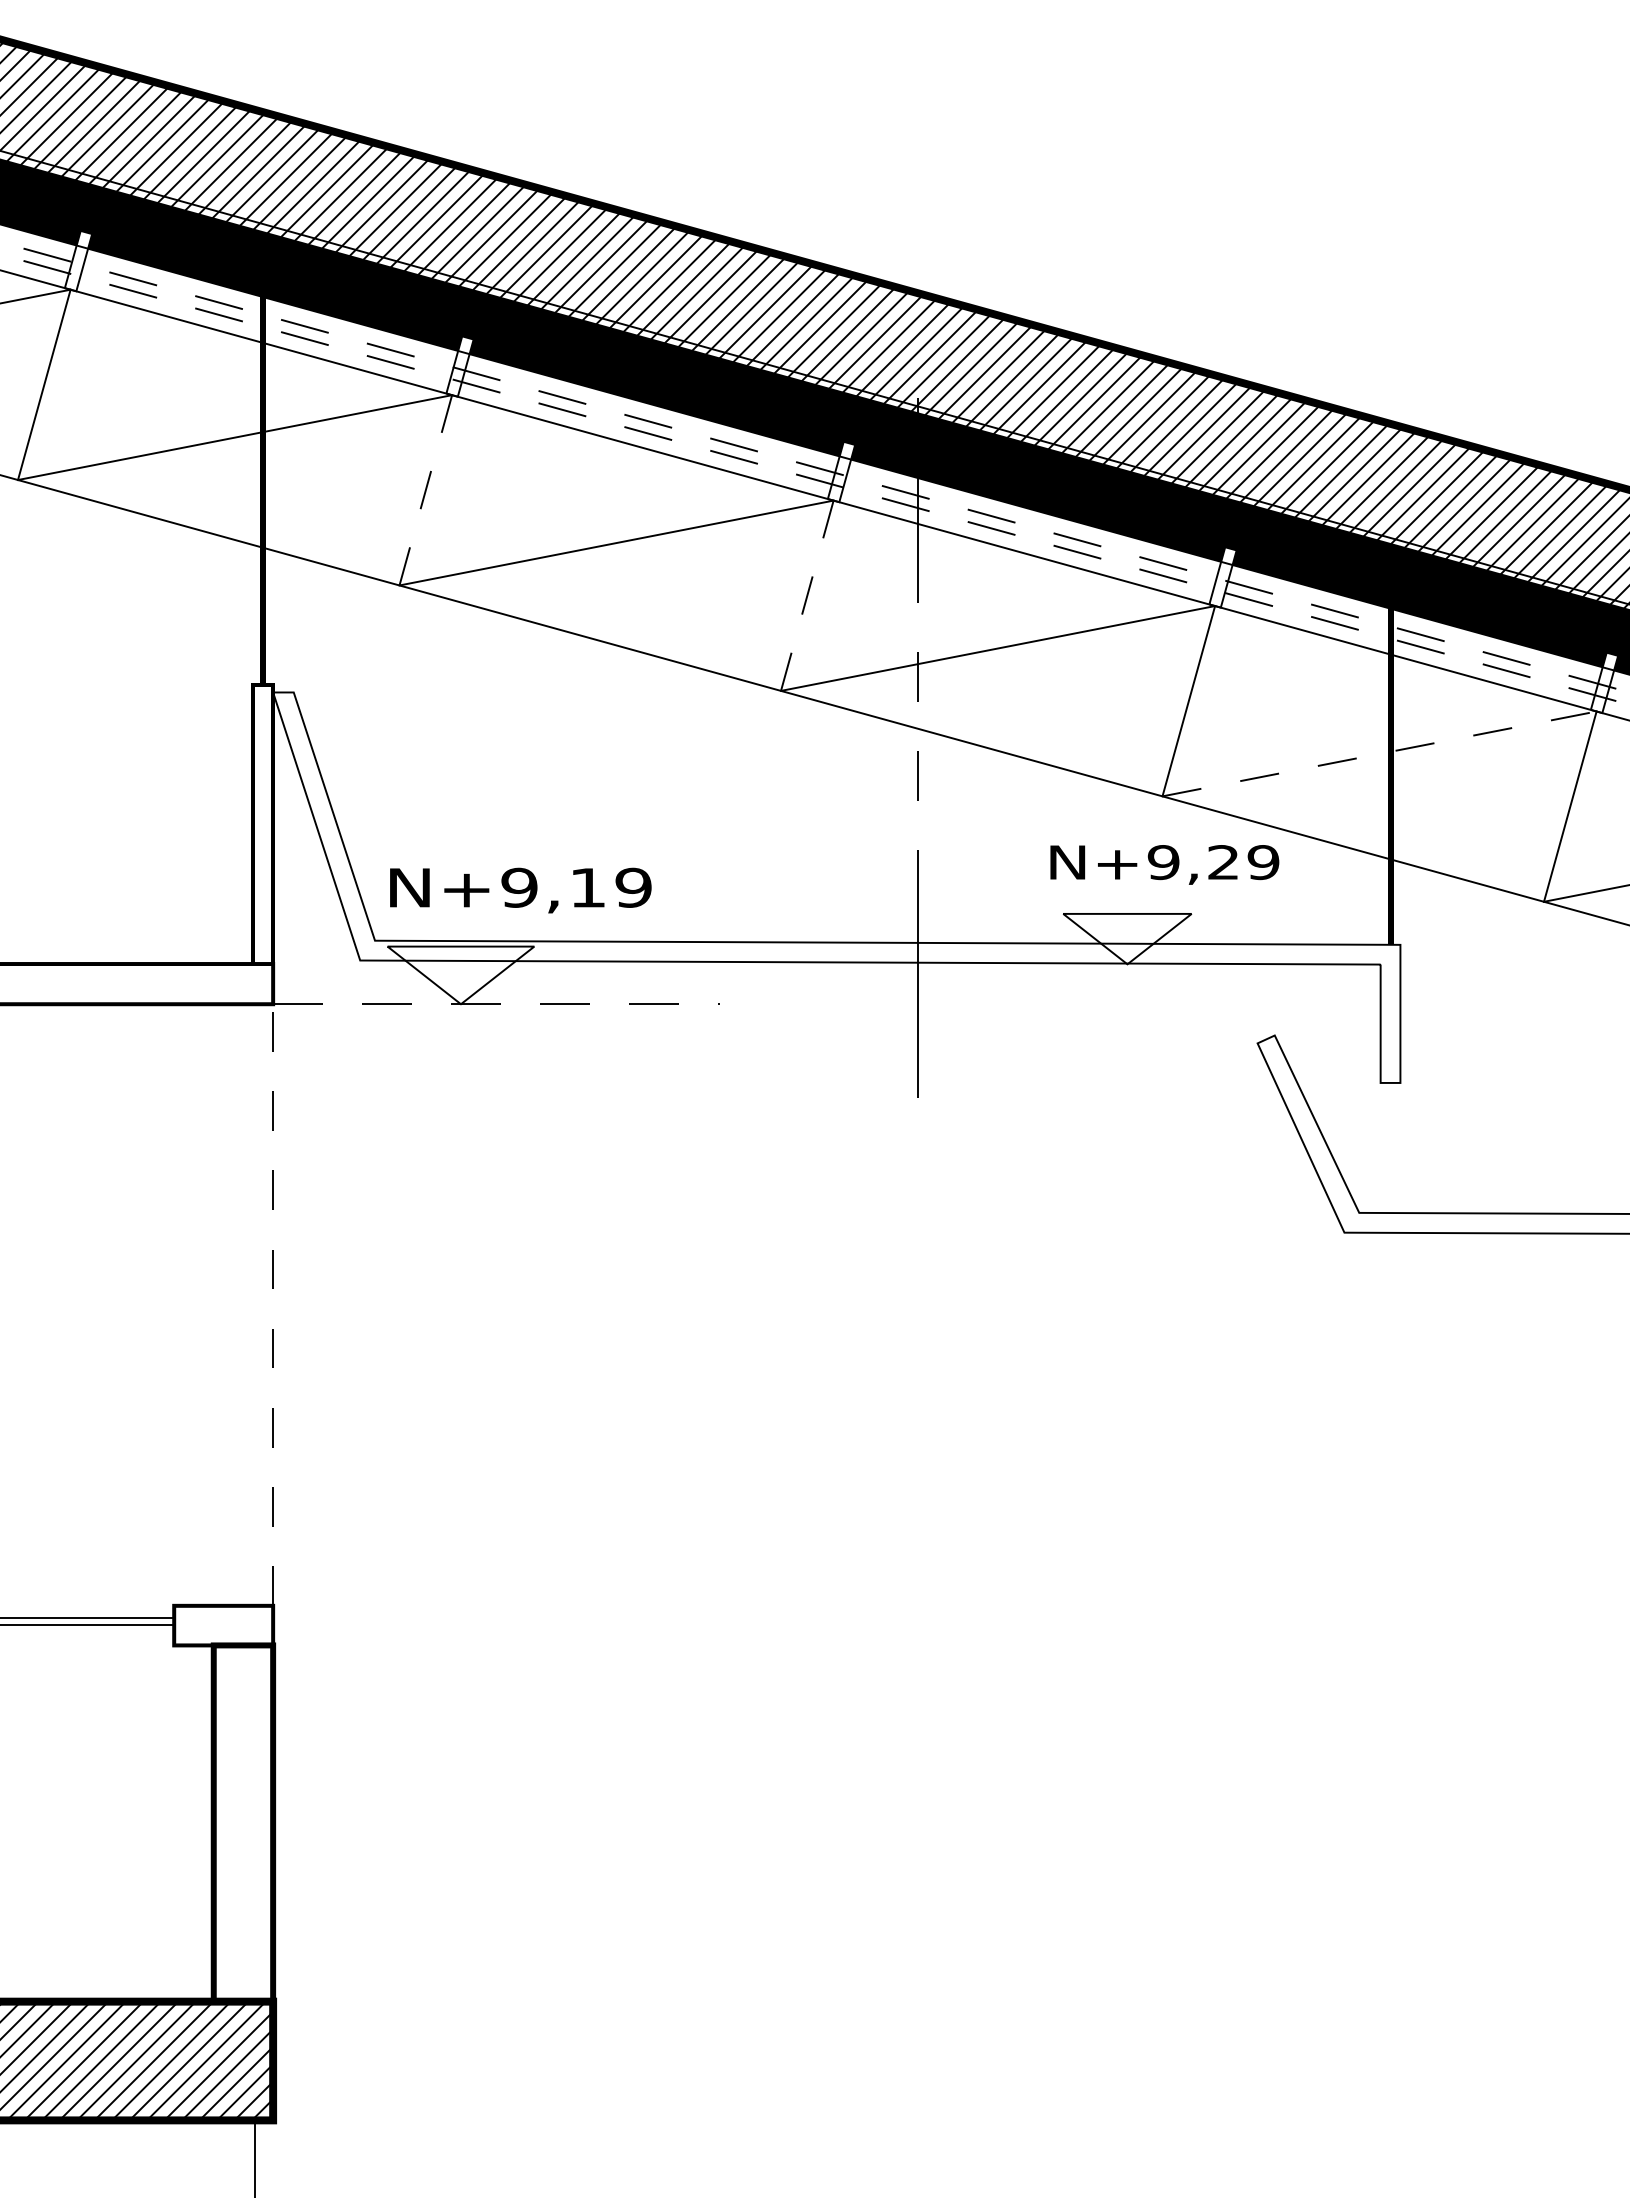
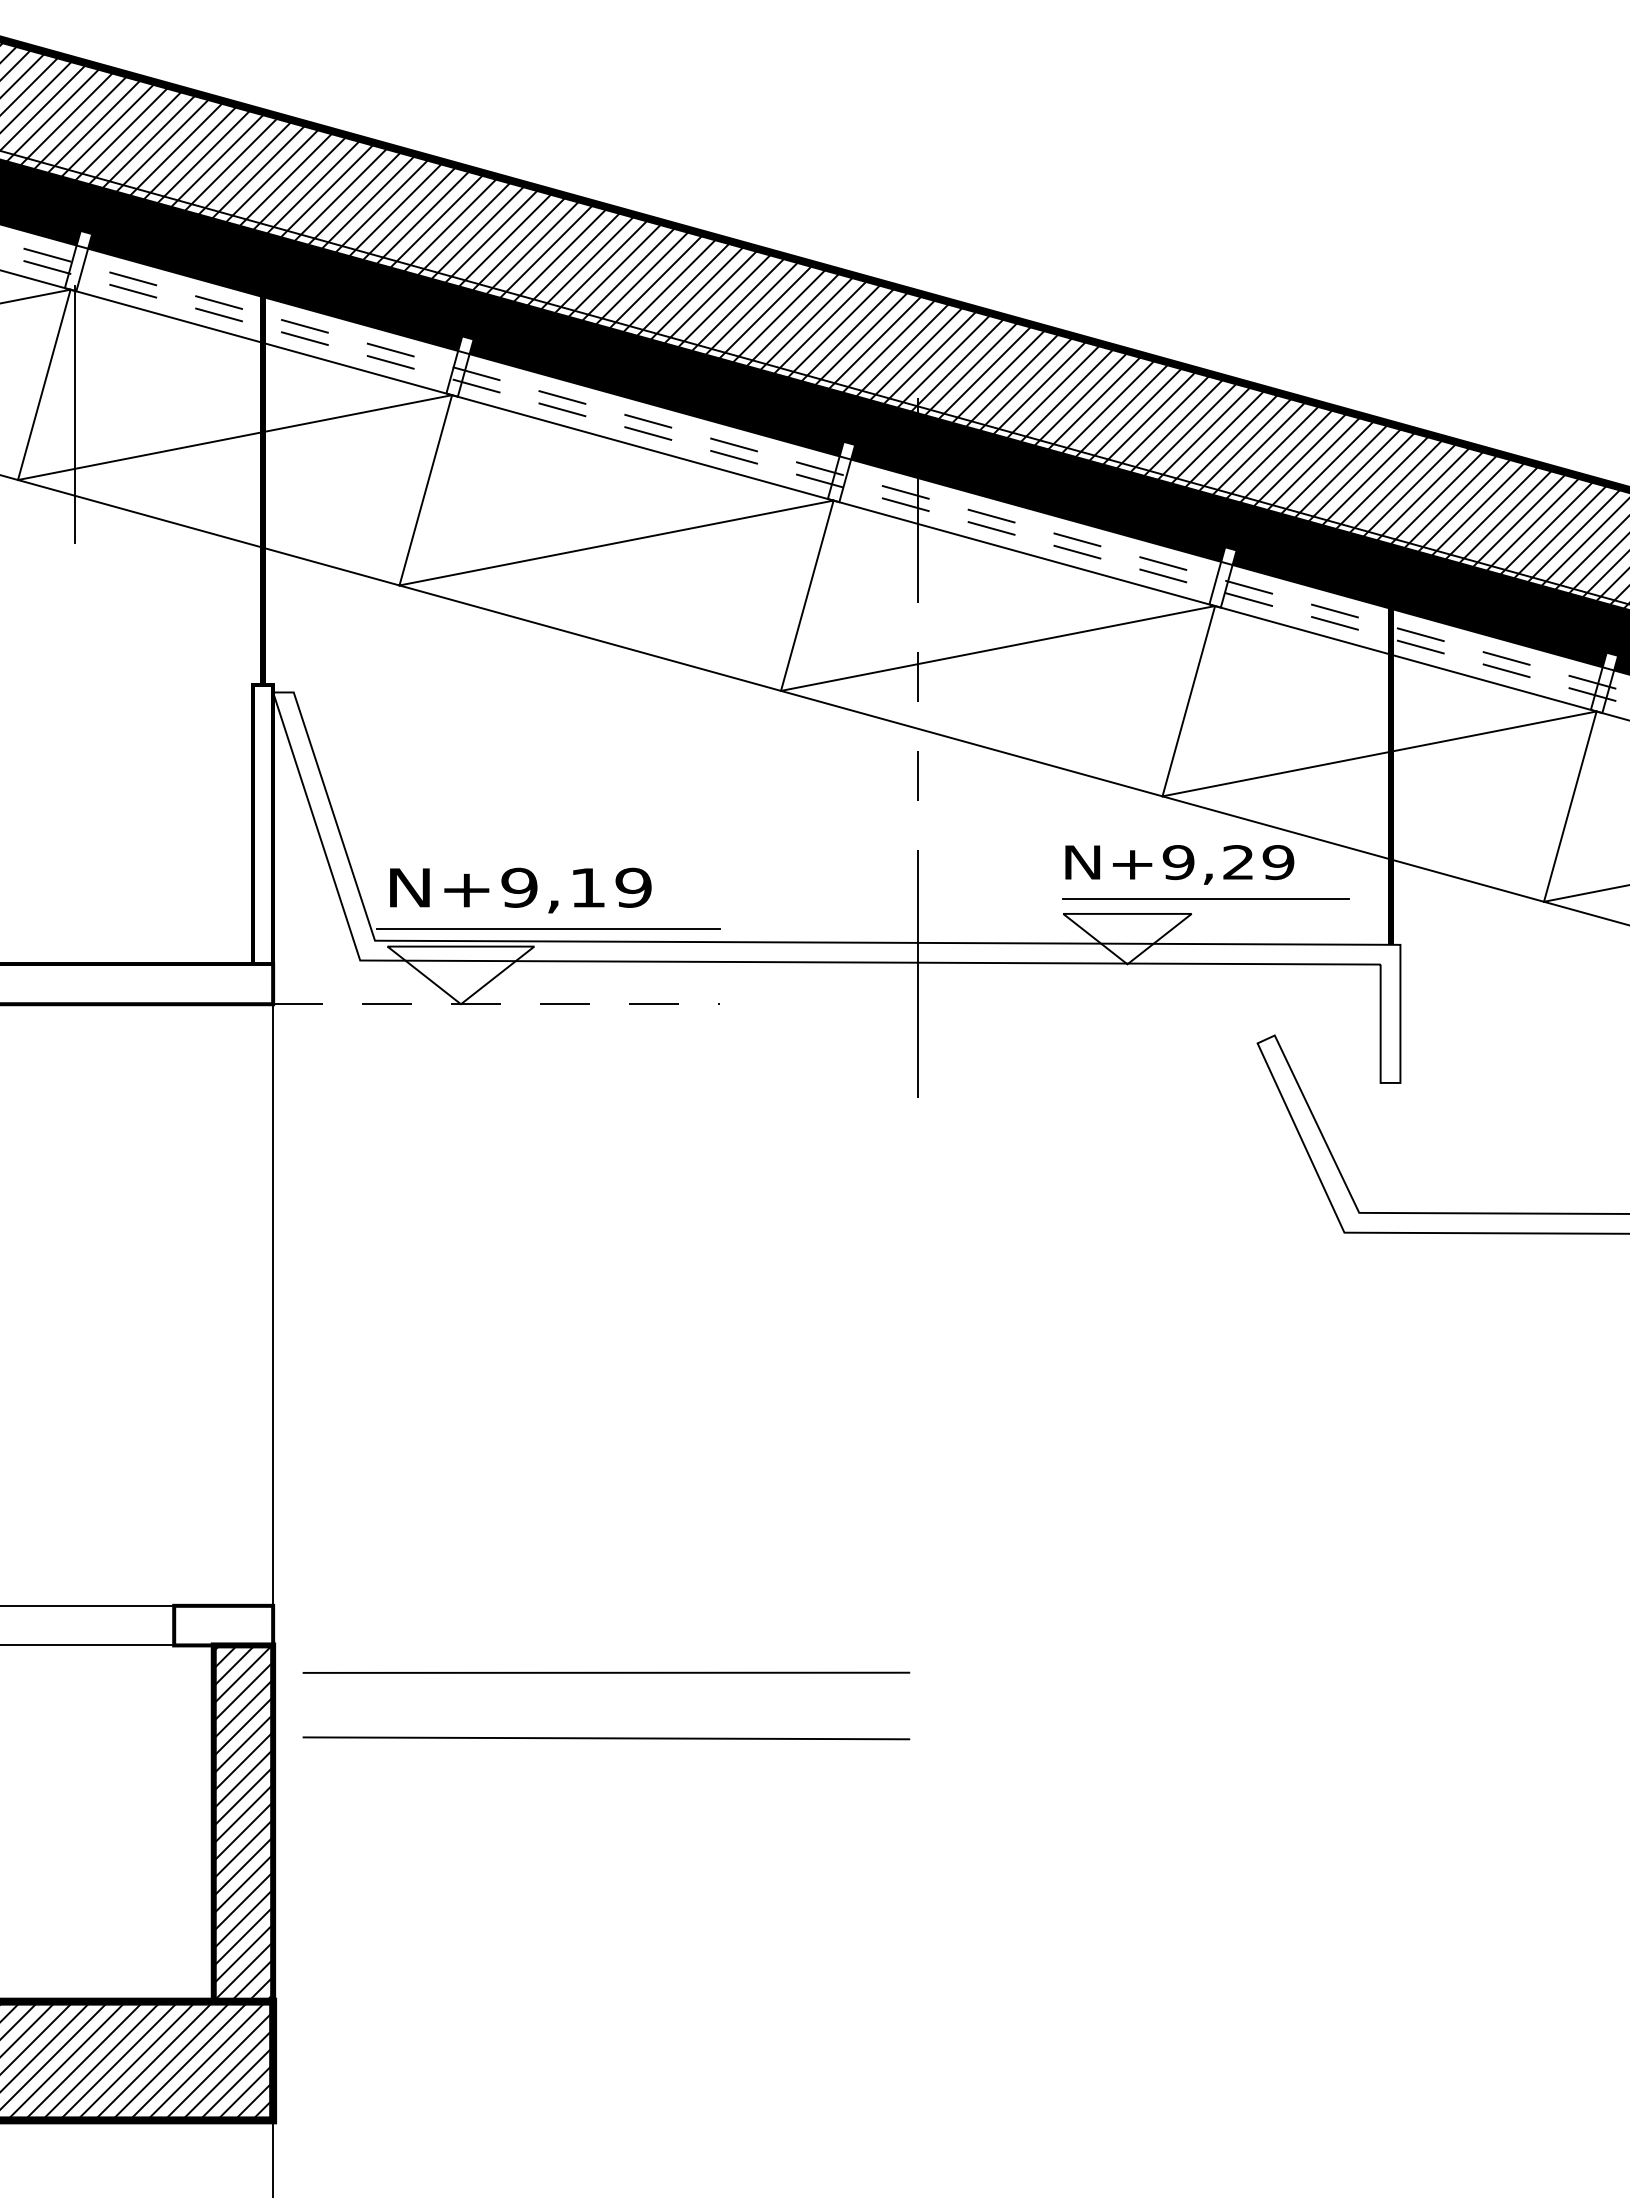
line: none -> present (74, 414)
line: dashed -> solid (425, 490)
line: dashed -> solid (807, 595)
line: dashed -> solid (1380, 753)
text position: (1164, 864) -> (1179, 864) (1179, 864)
line: none -> present (1205, 898)
line: none -> present (548, 929)
line: dashed -> solid (273, 1305)
line position: (88, 1618) -> (88, 1645) (88, 1645)
line position: (88, 1624) -> (88, 1605) (88, 1605)
line: none -> present (606, 1672)
line: none -> present (606, 1738)
hatch: none -> present (243, 1823)
line position: (255, 2157) -> (273, 2157) (273, 2157)
